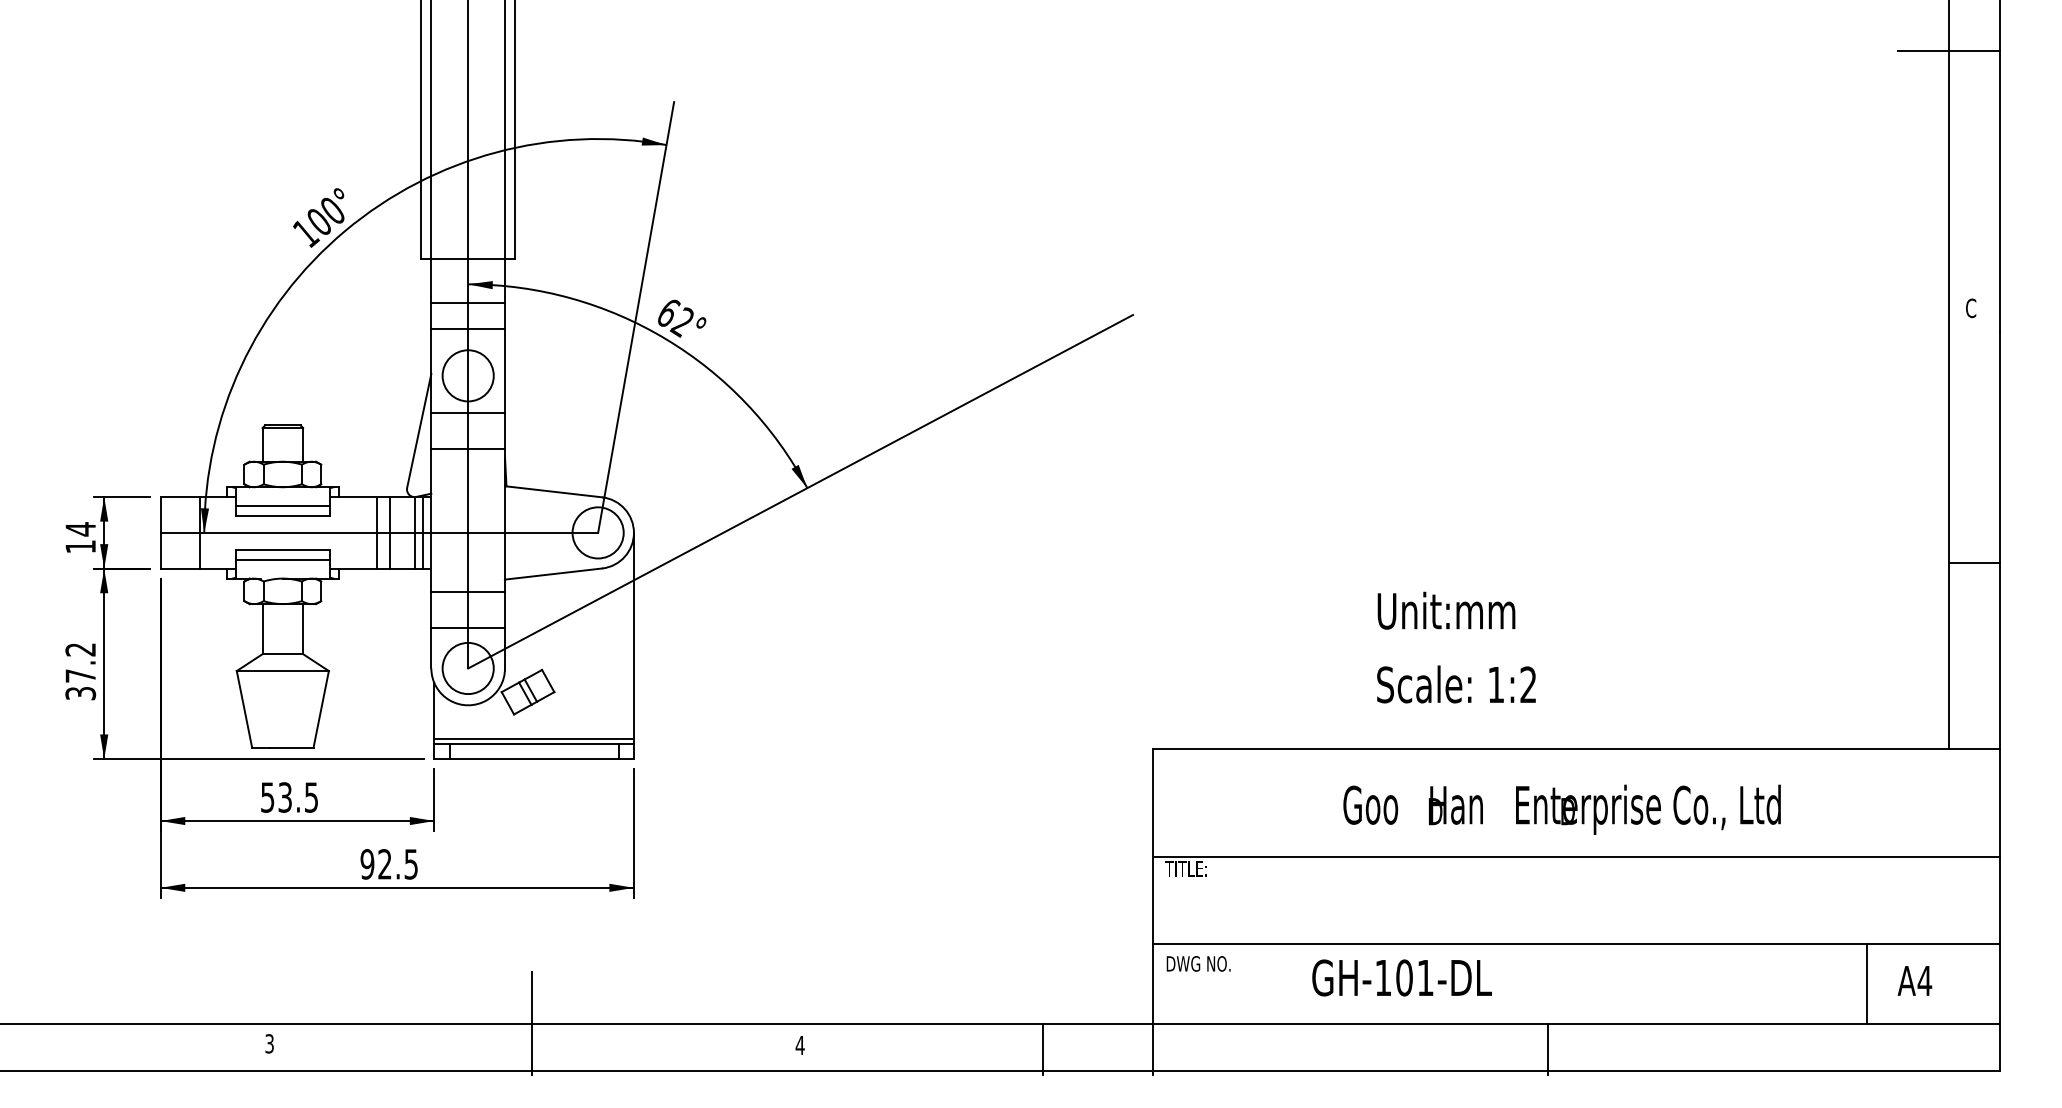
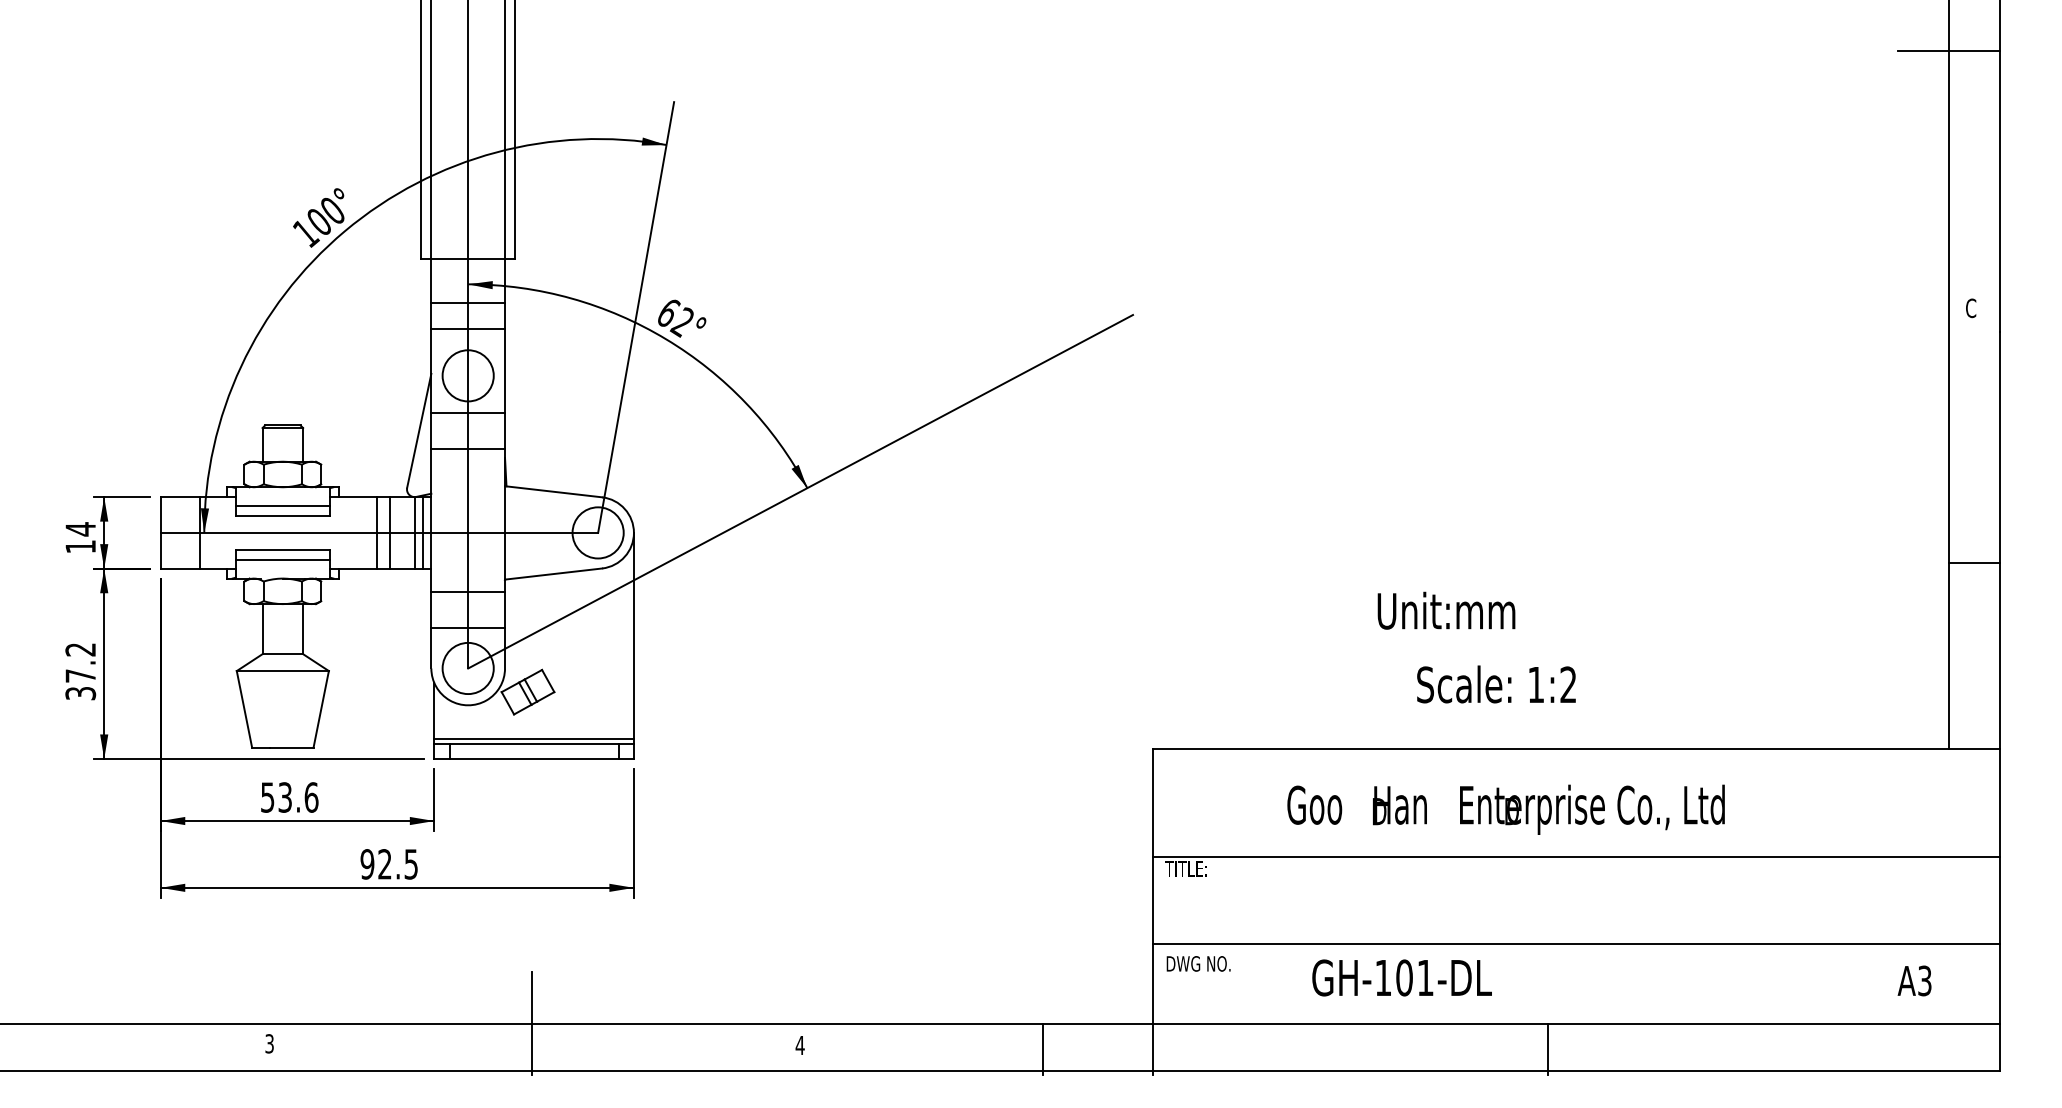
text position: (1456, 684) -> (1496, 684) (1496, 684)
text: 53.5 -> 53.6 (311, 797)
text position: (1561, 809) -> (1505, 809) (1505, 809)
text: A4 -> A3 (1924, 980)
line: present -> none (1867, 983)
